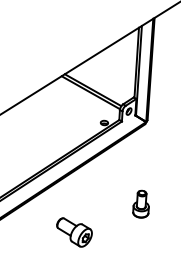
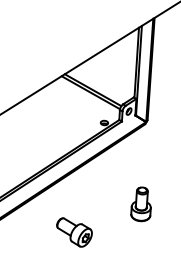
part size: 18x30 px -> 22x37 px (140, 204)
